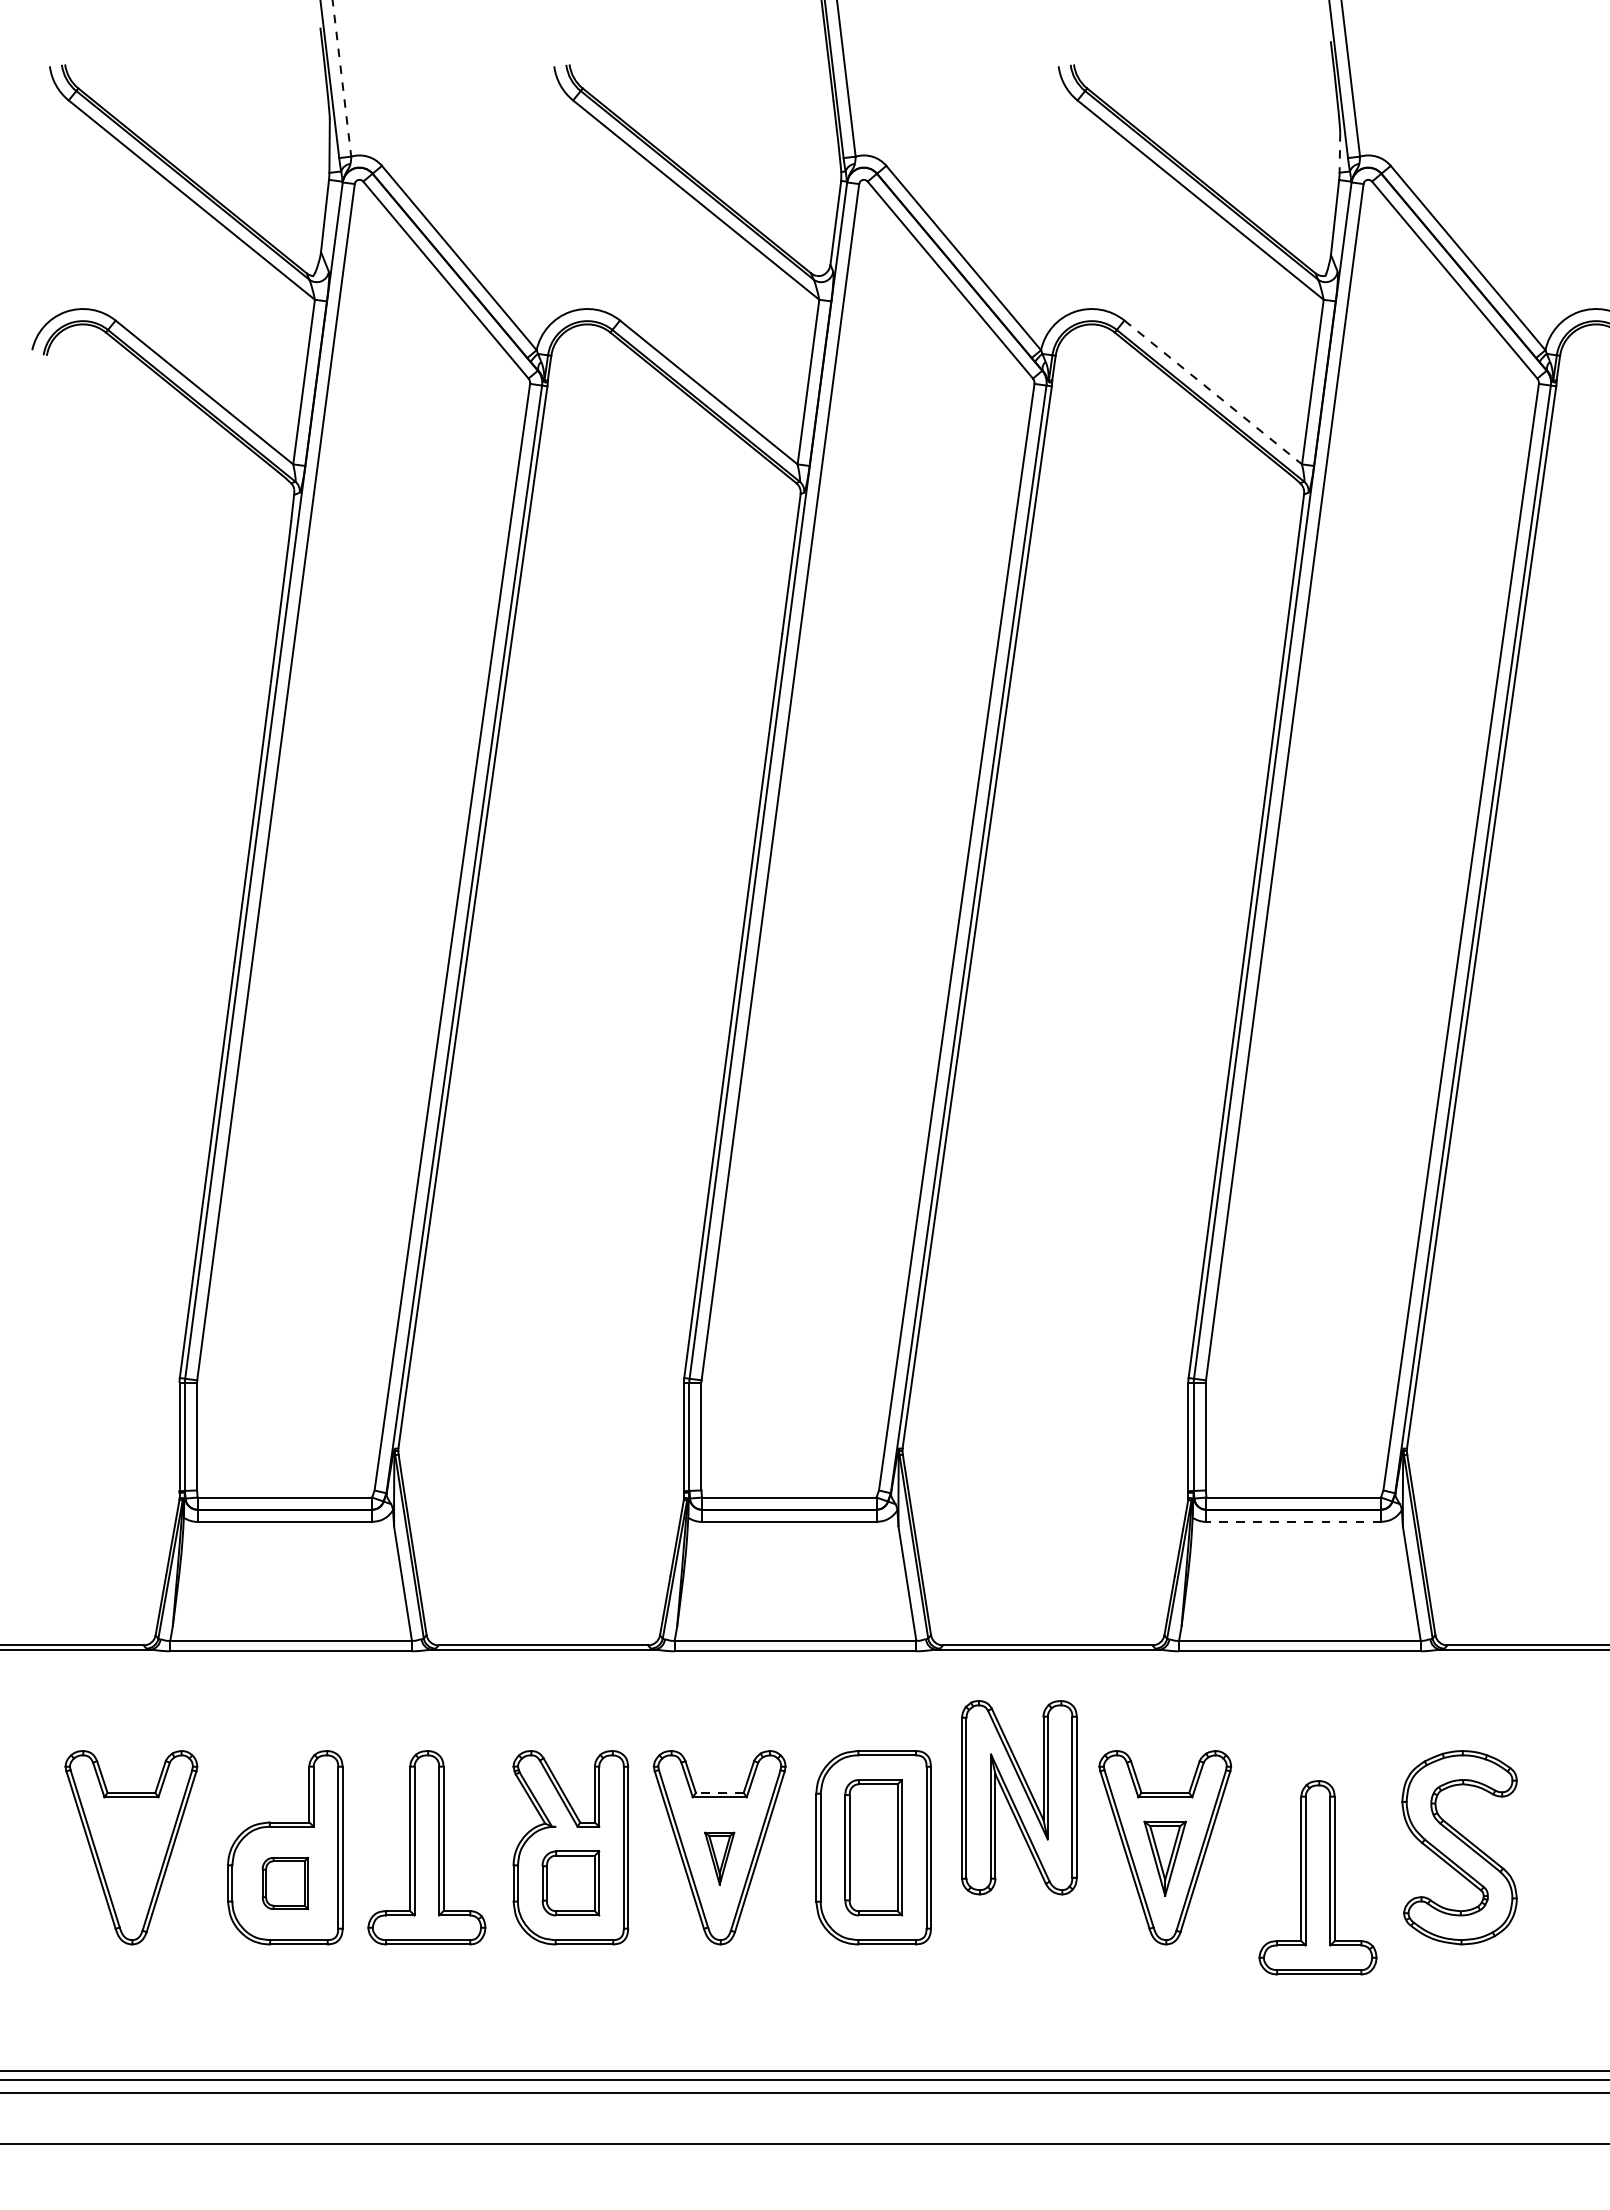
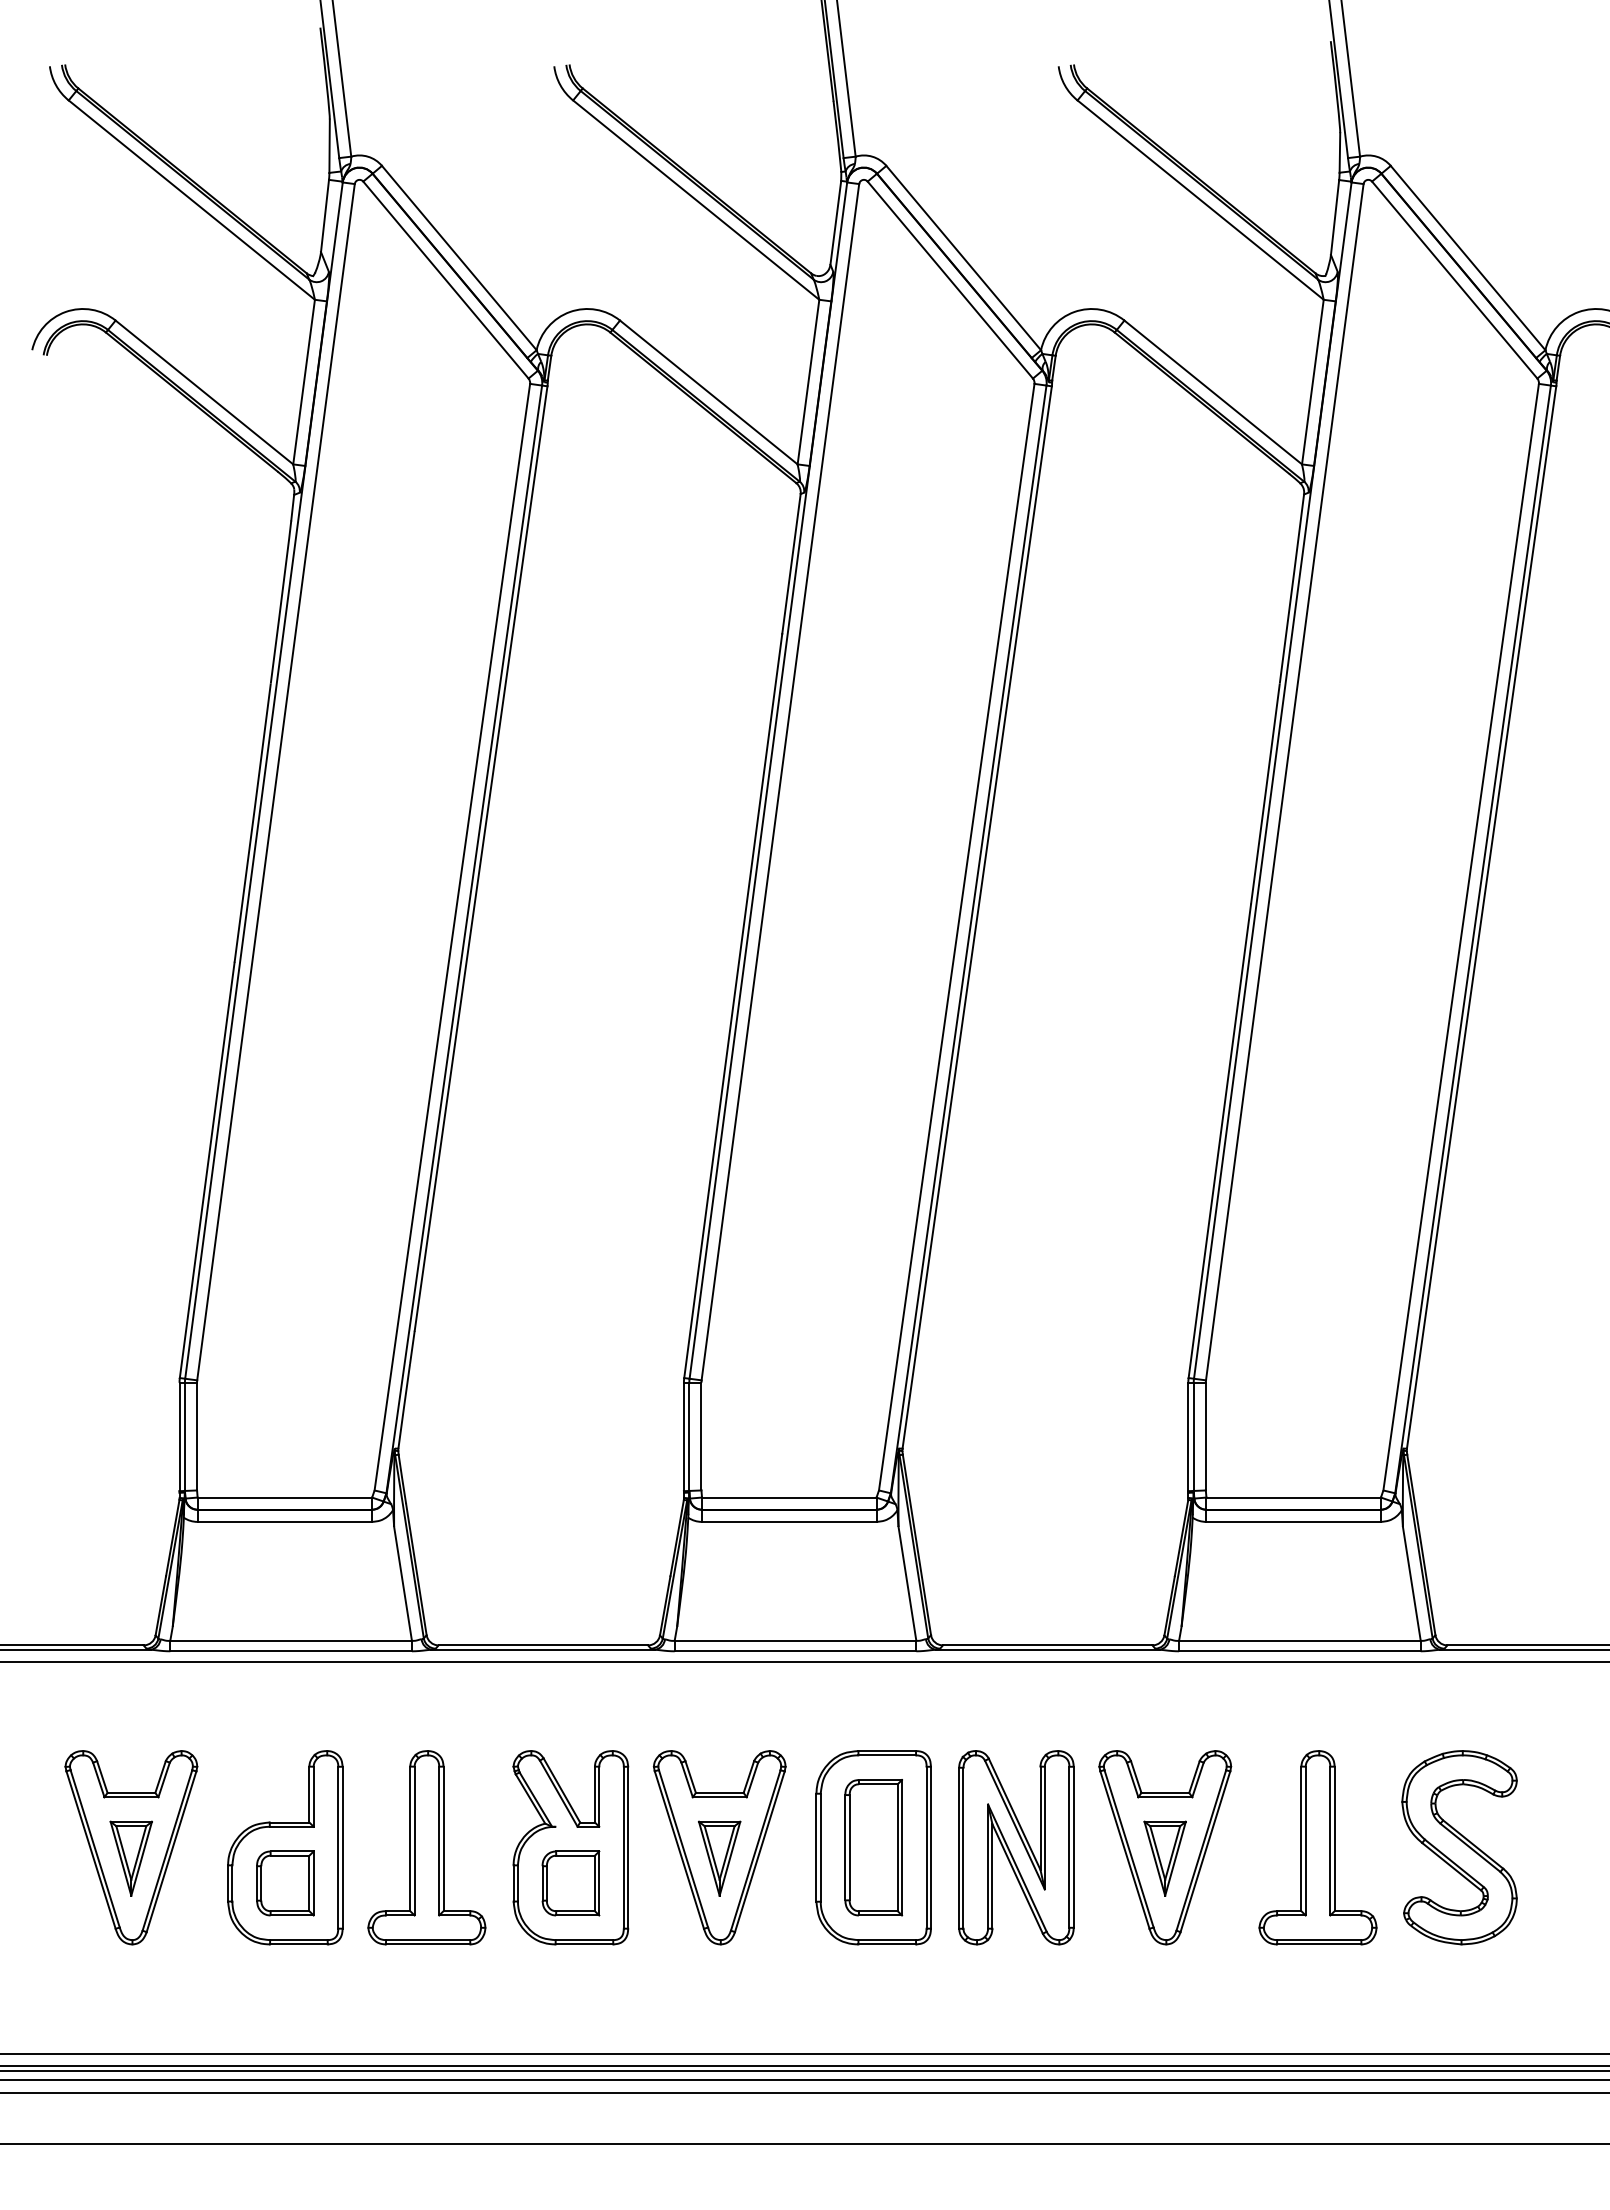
line: dashed -> solid (341, 78)
line: dashed -> solid (1339, 152)
line: dashed -> solid (1213, 392)
line: dashed -> solid (1293, 1521)
line: none -> present (804, 1661)
line: dashed -> solid (719, 1792)
part position: (1019, 1797) -> (1016, 1847) (1016, 1847)
part: none -> present (130, 1858)
part size: 32x55 px -> 44x77 px (719, 1858)
part position: (1317, 1877) -> (1317, 1847) (1317, 1847)
part size: 49x55 px -> 59x67 px (285, 1883)
line: none -> present (804, 2054)
line: none -> present (804, 2066)
